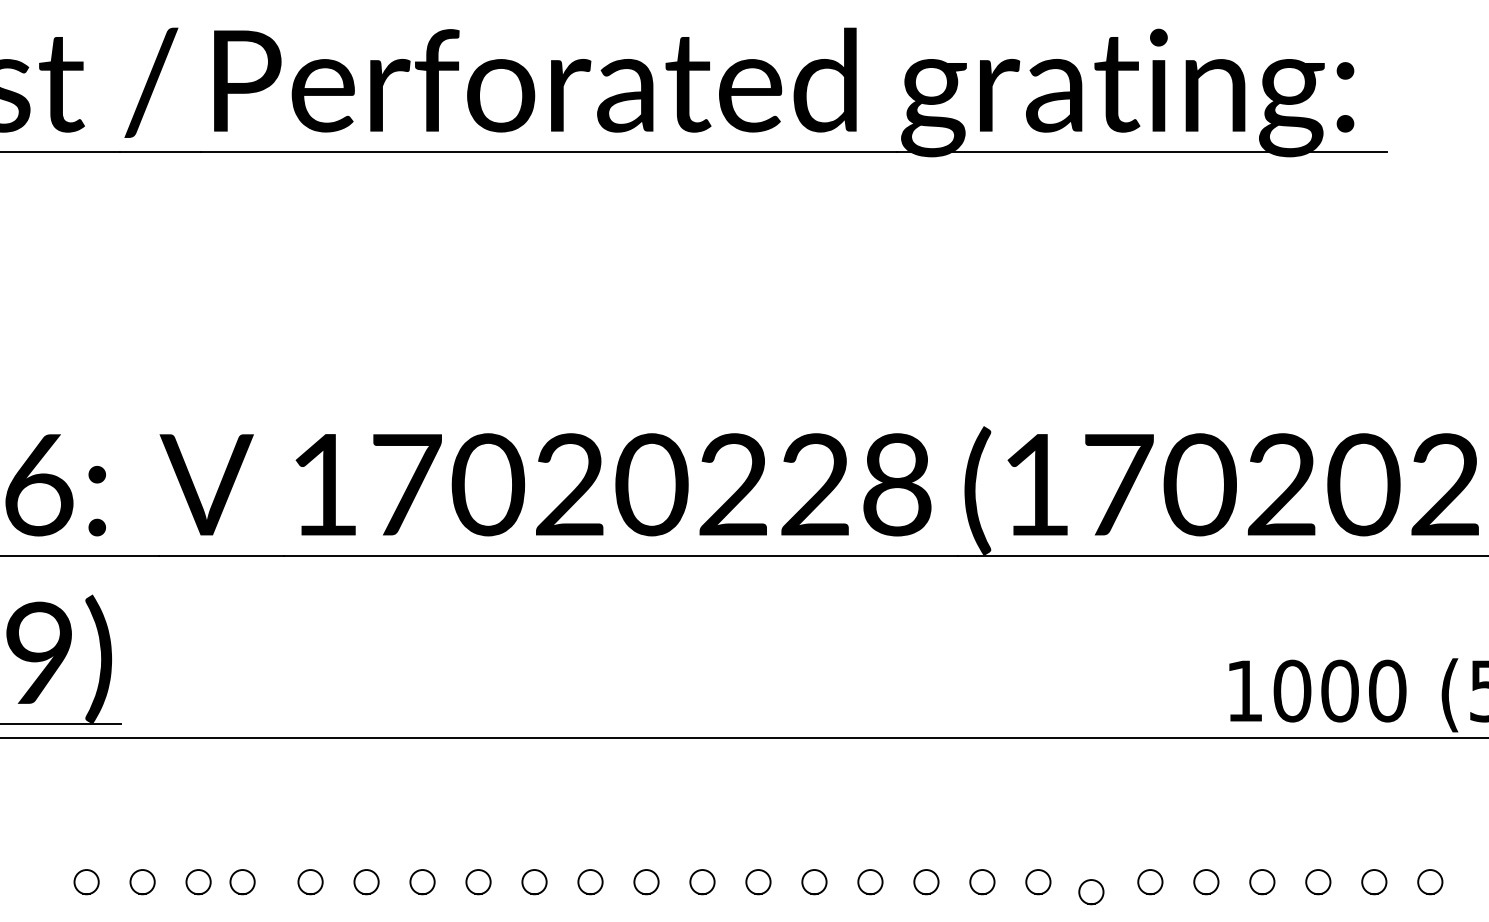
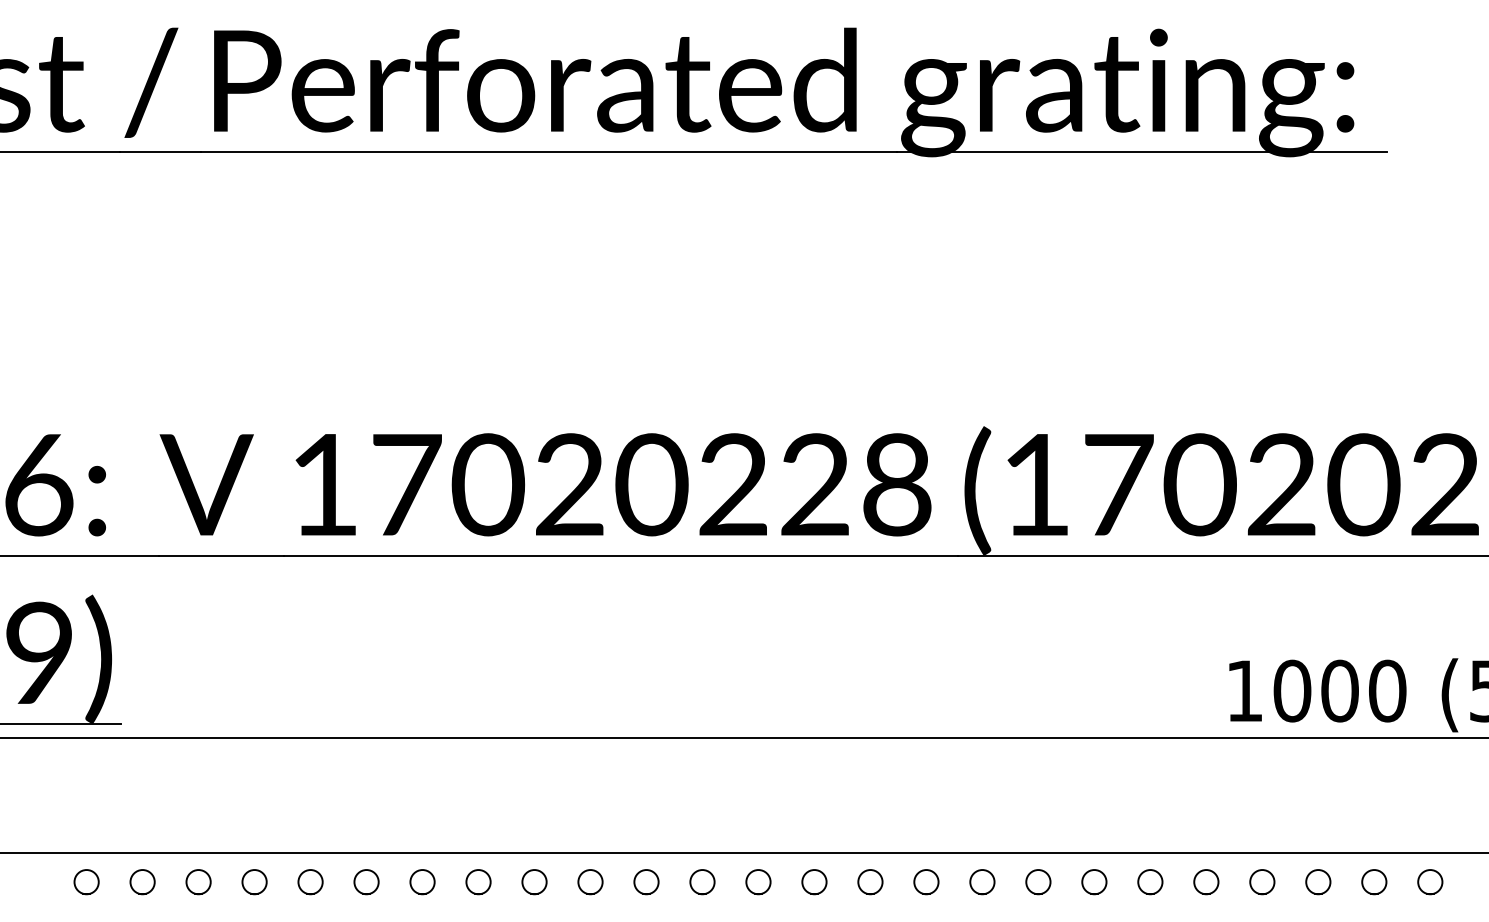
line: none -> present (743, 853)
circle position: (242, 882) -> (254, 882) (254, 882)
circle position: (1091, 892) -> (1094, 882) (1094, 882)
